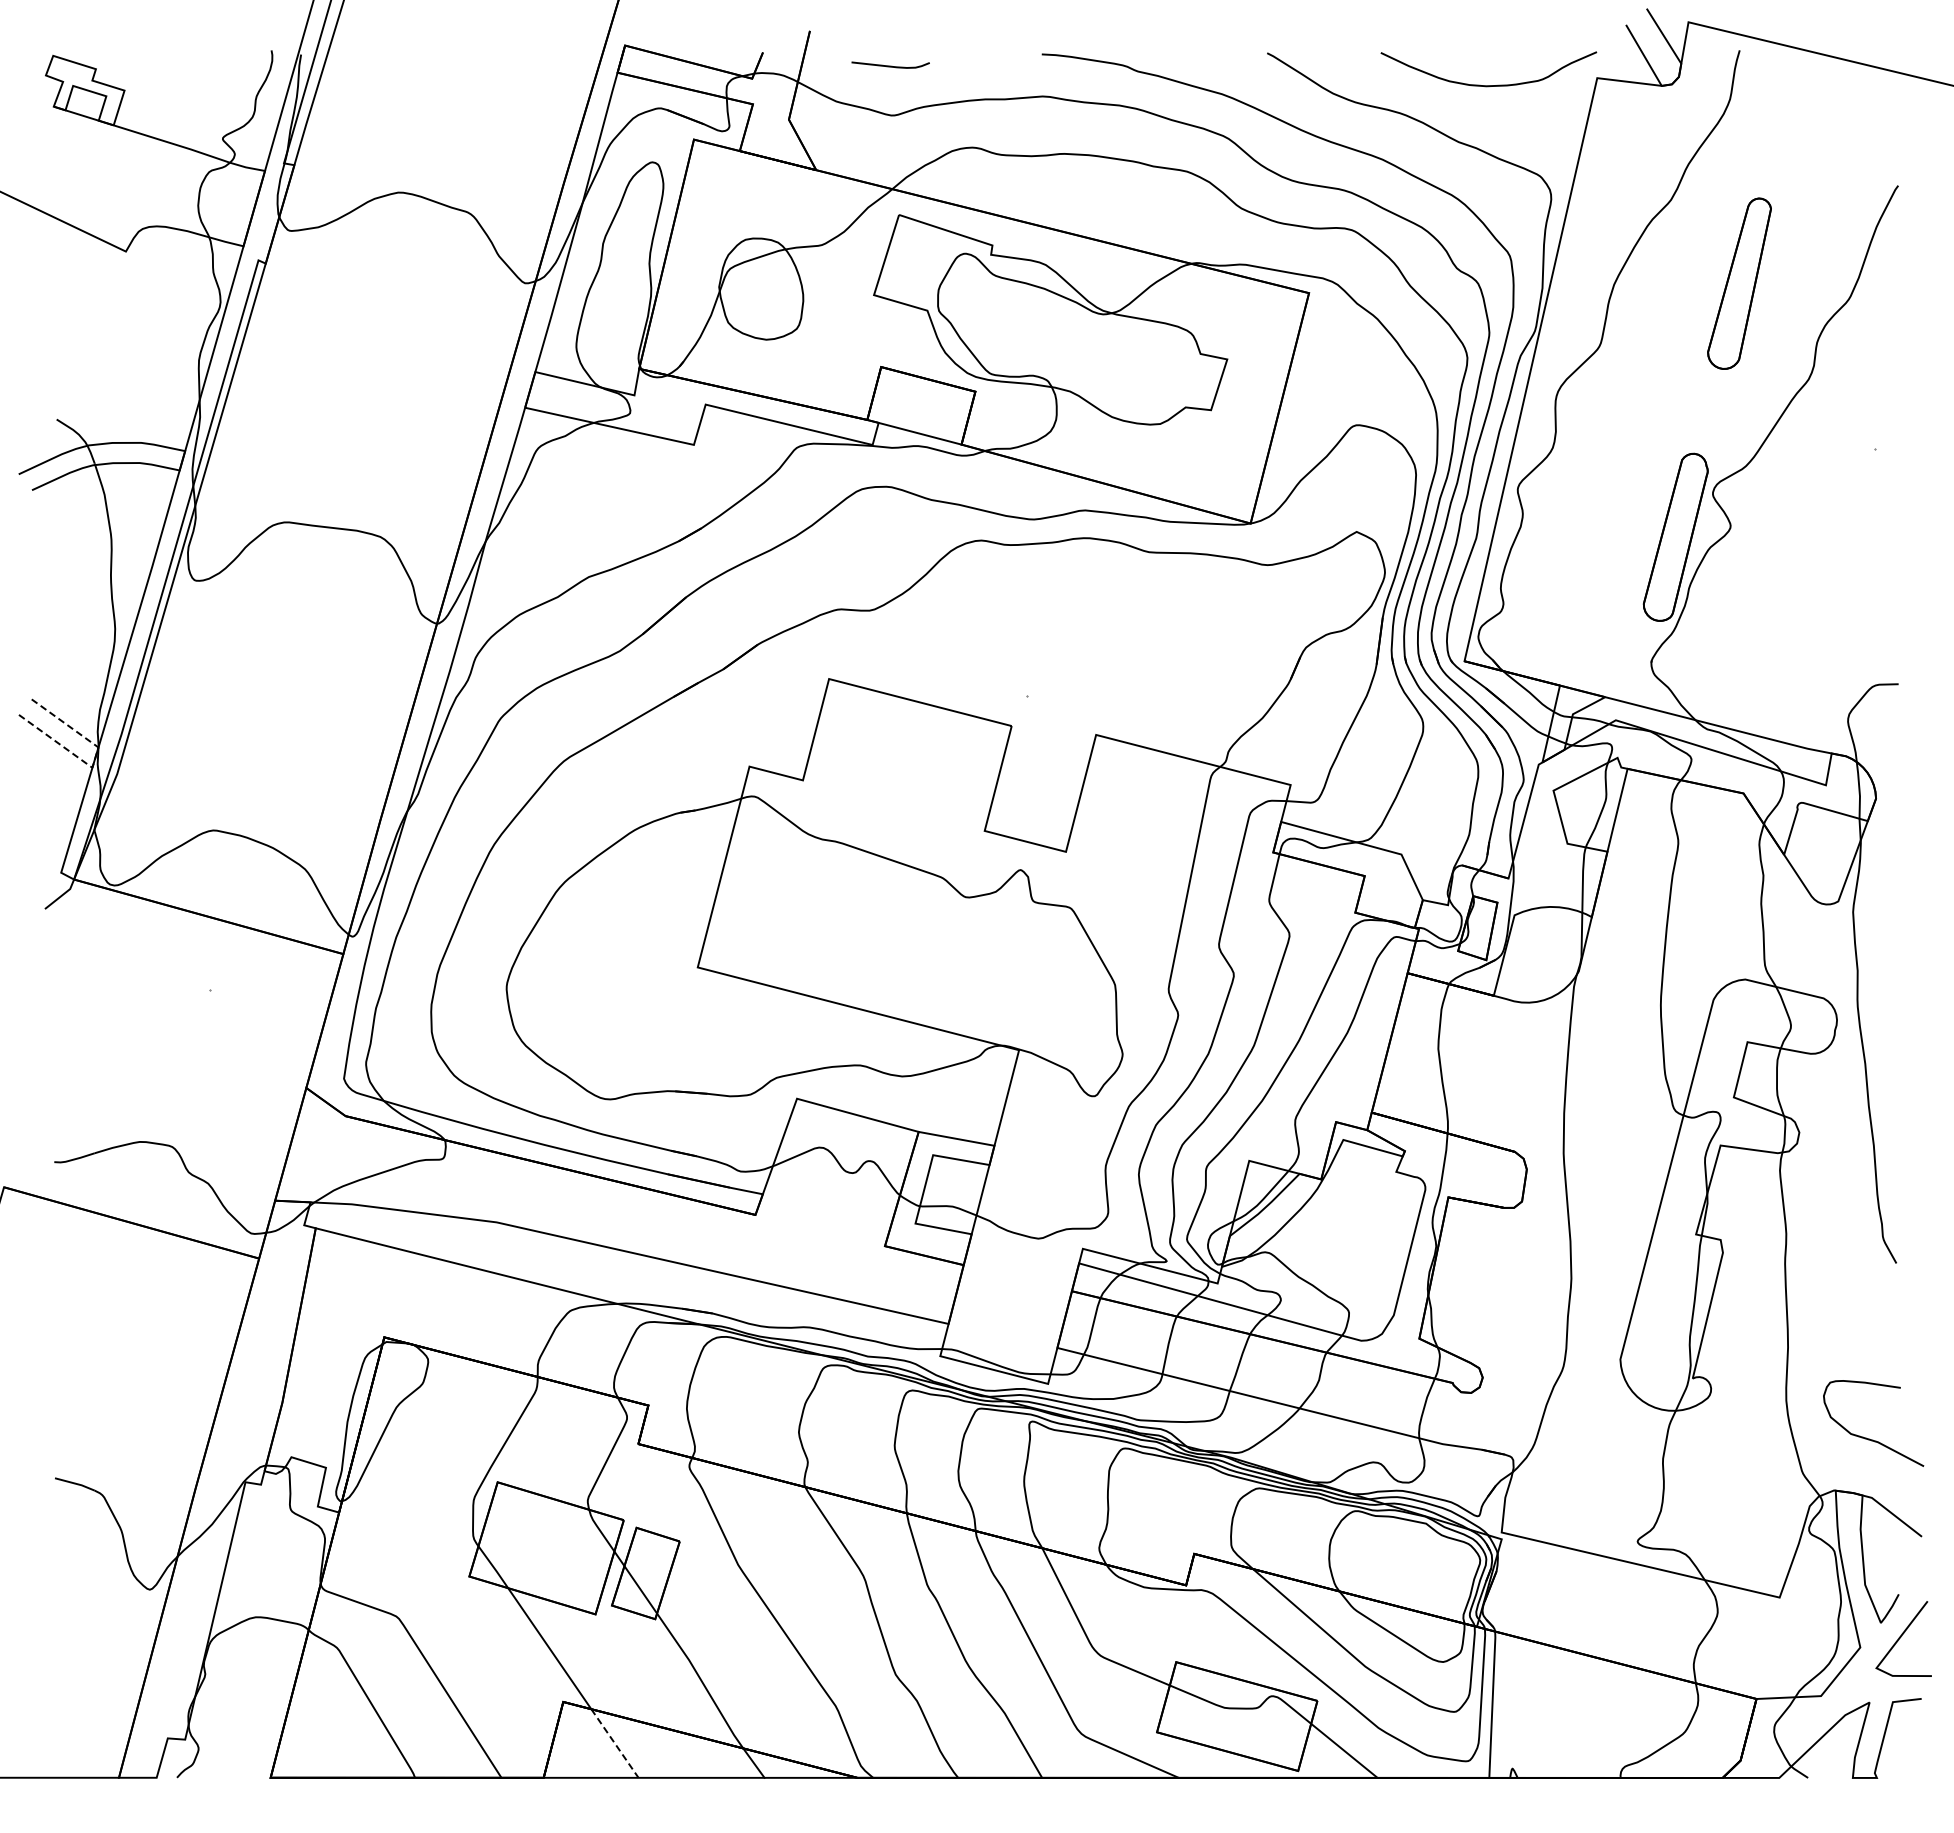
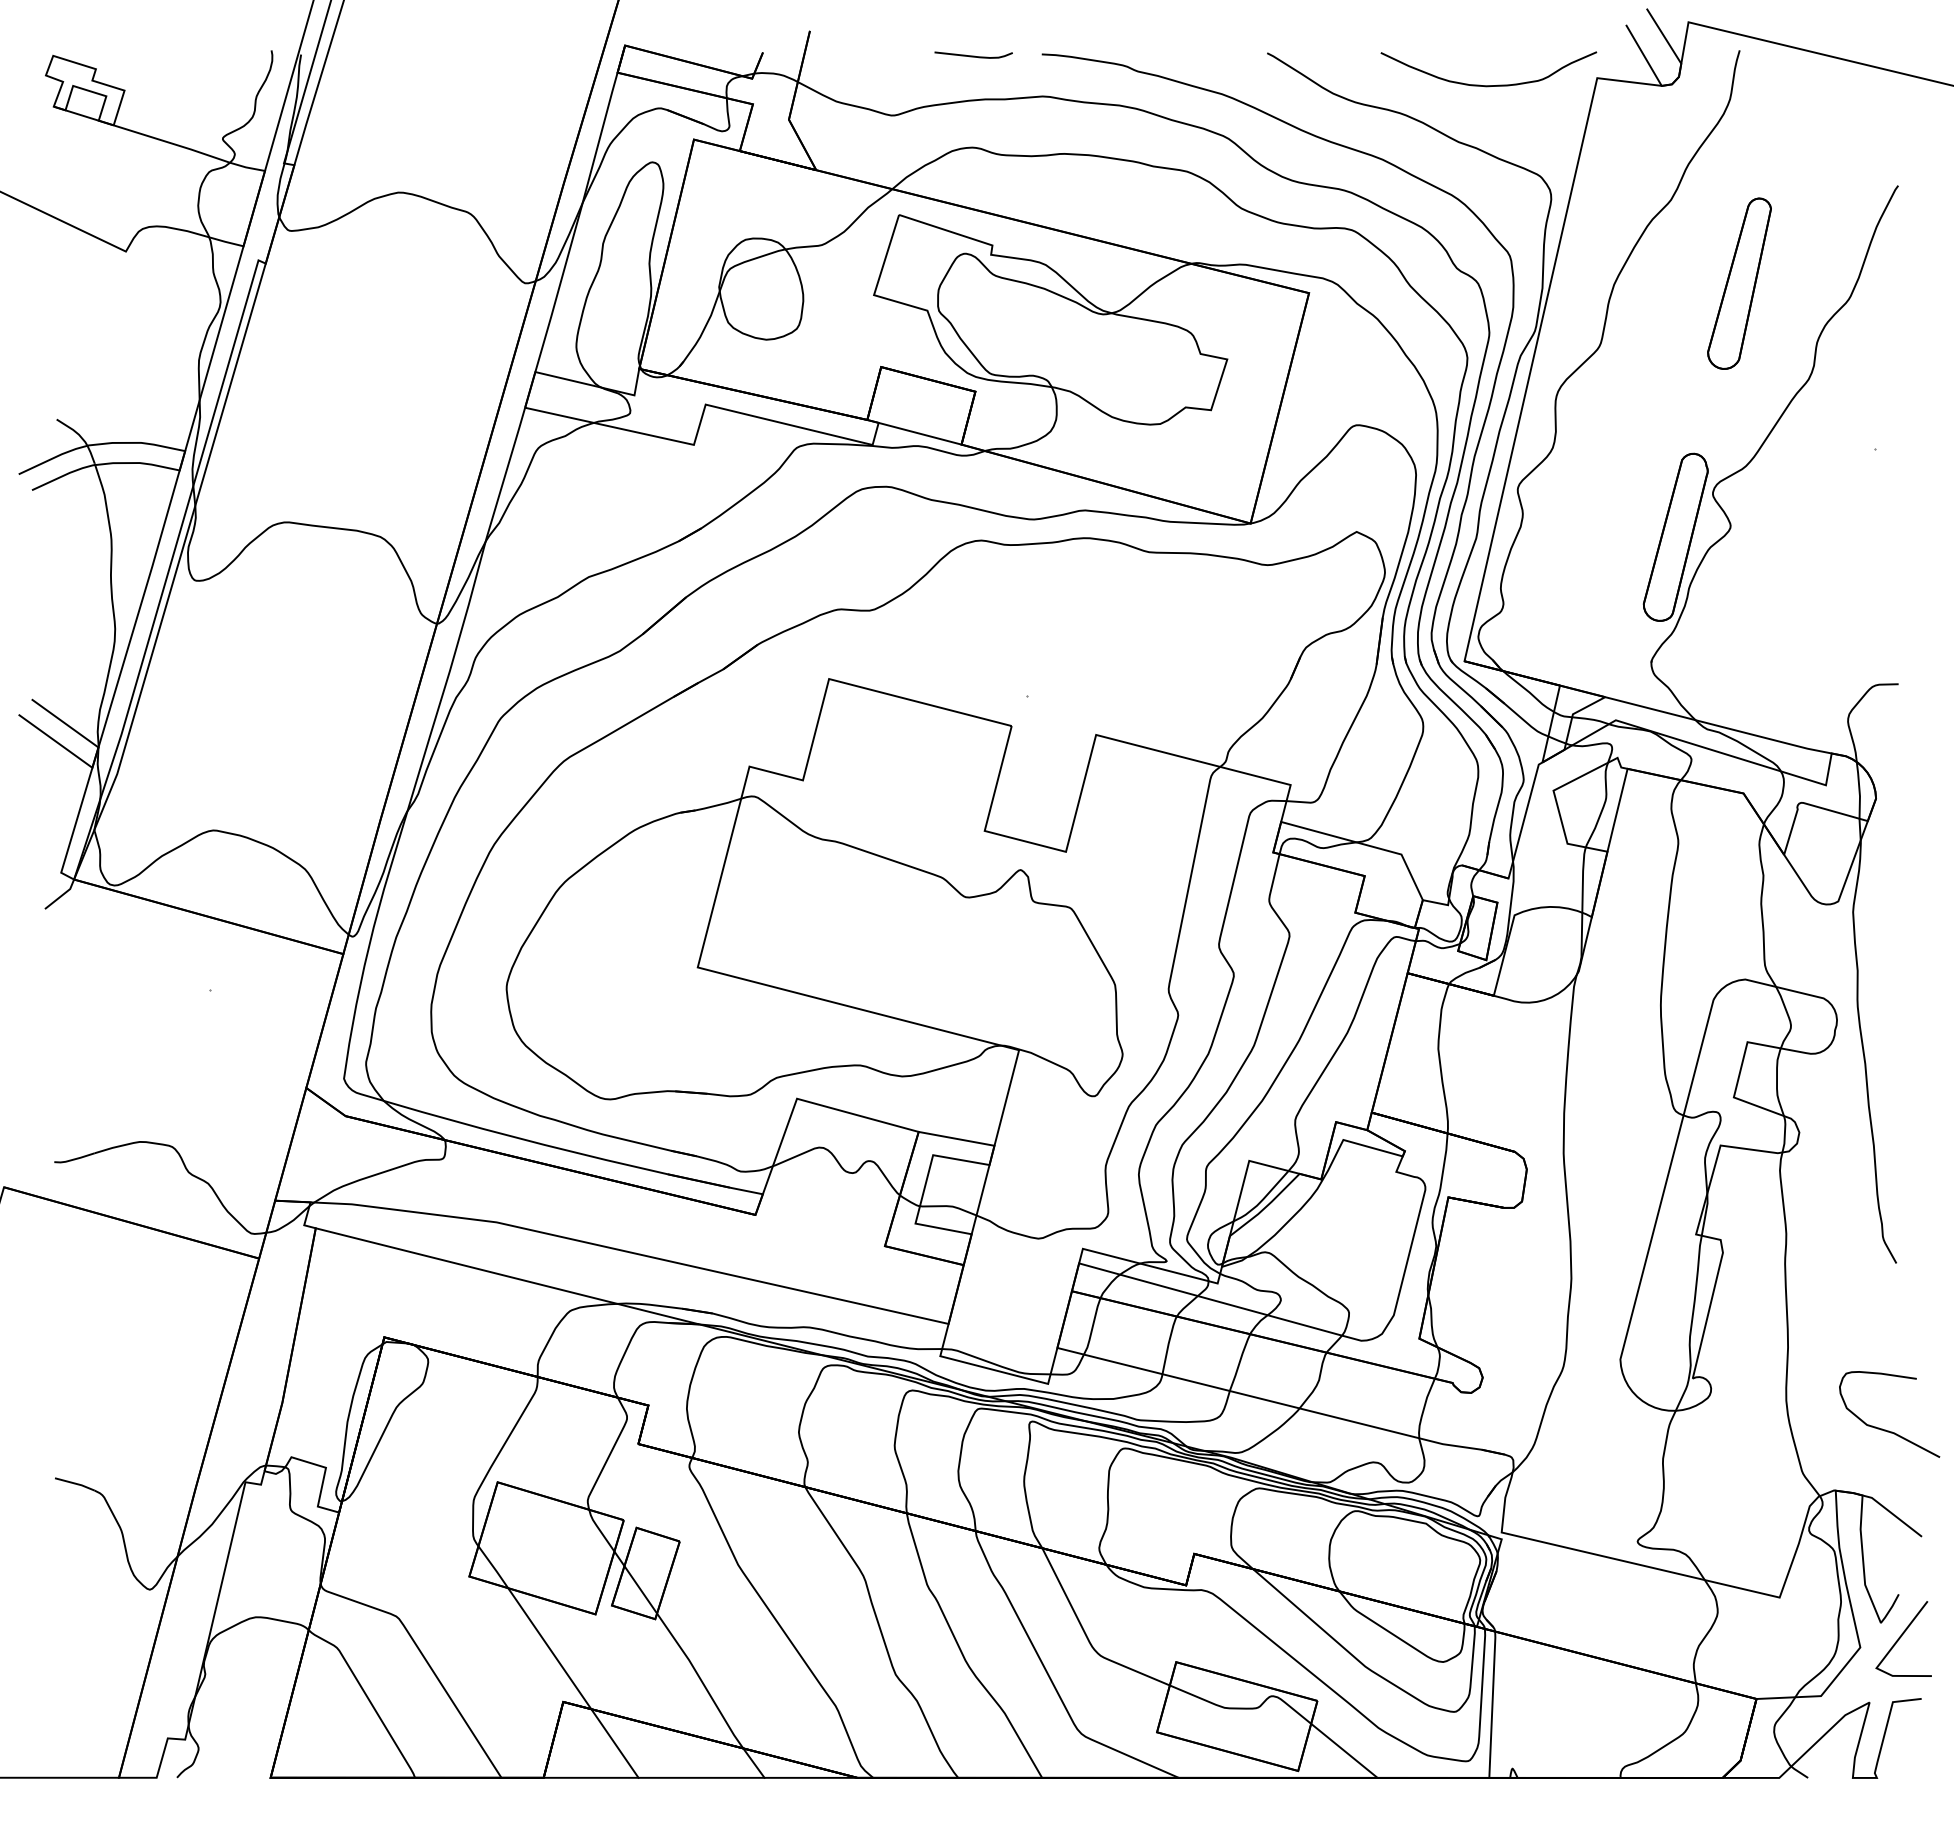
curve position: (890, 65) -> (973, 55) (973, 55)
line: dashed -> solid (94, 761)
curve position: (1869, 1438) -> (1885, 1429) (1885, 1429)
line: dashed -> solid (614, 1743)
